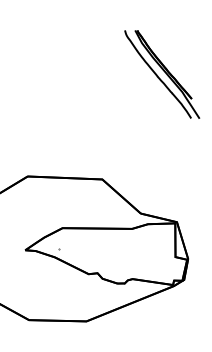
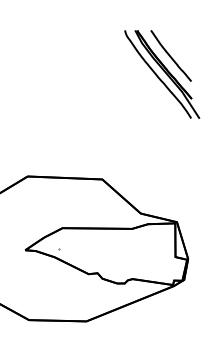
curve: none -> present (170, 55)
